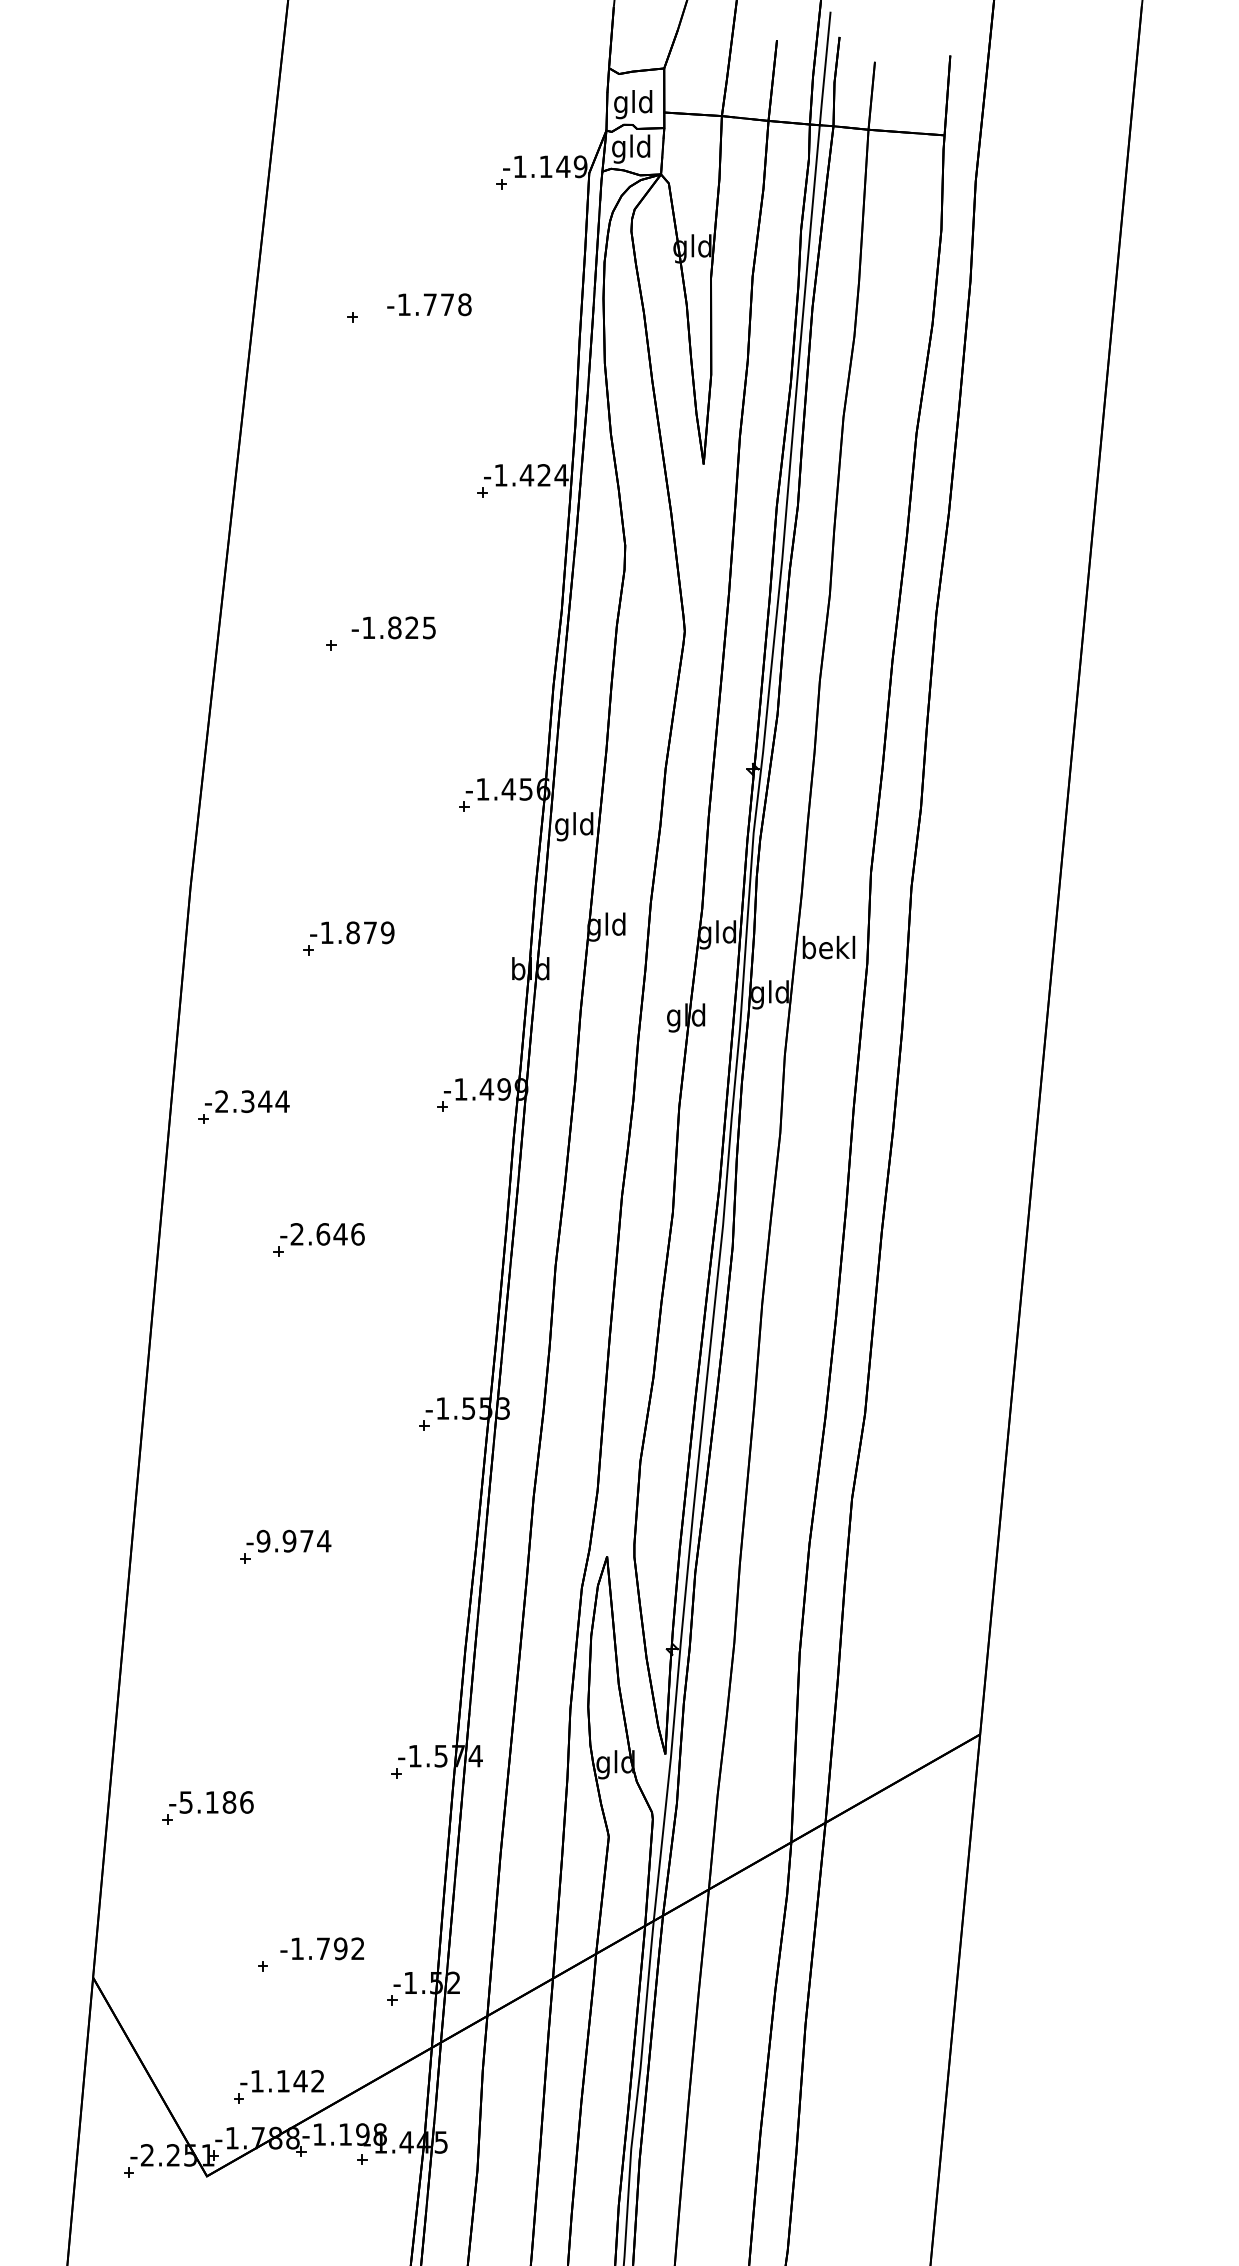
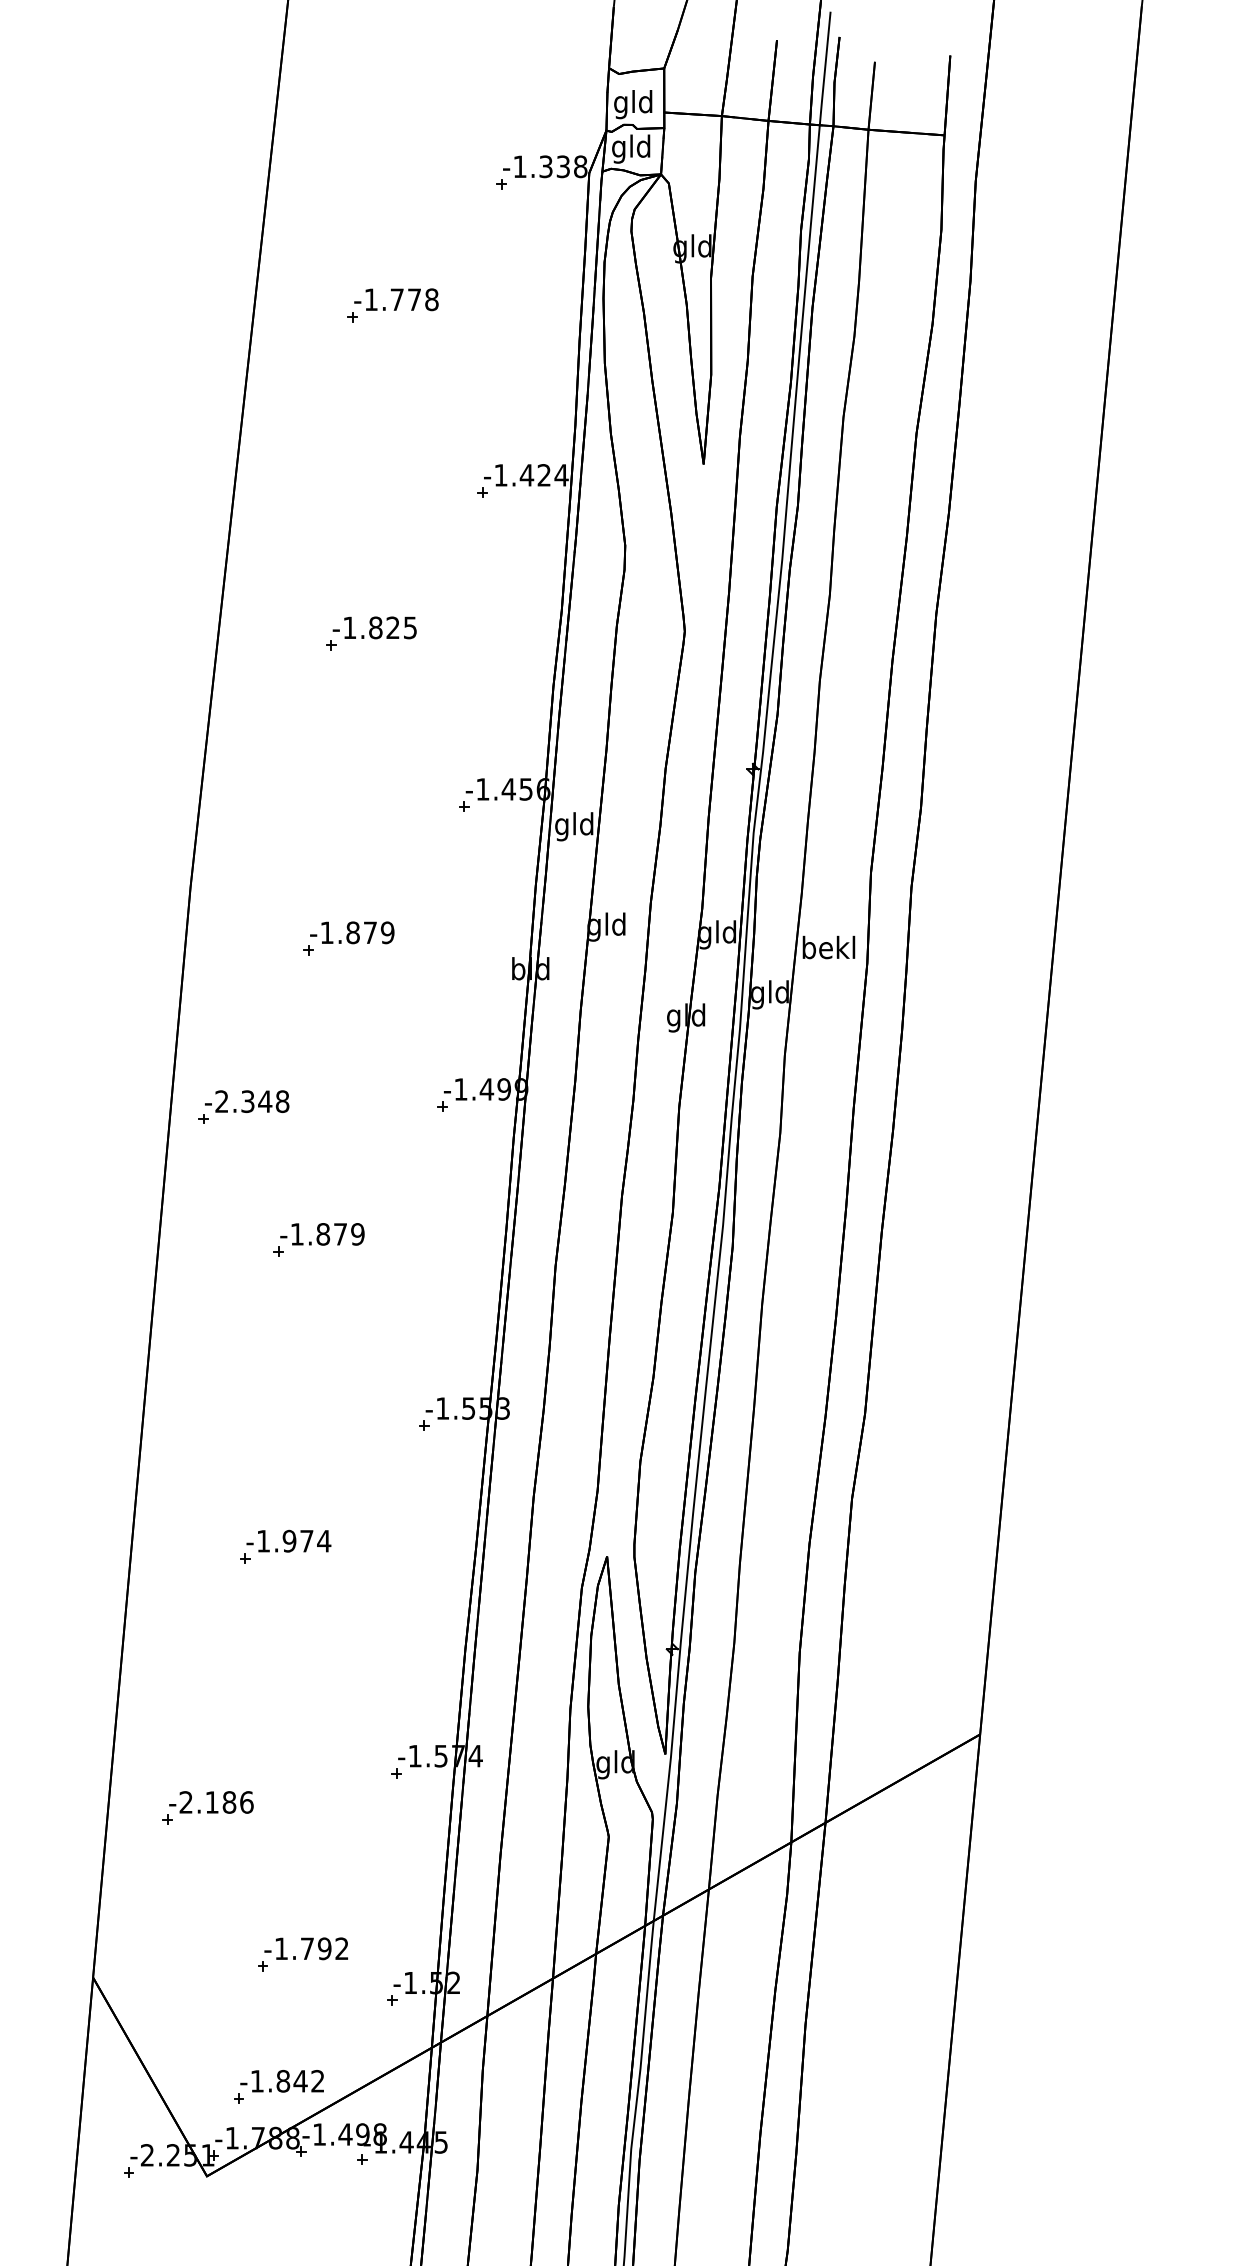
text: -1.149 -> -1.338 (563, 166)
text position: (429, 304) -> (396, 299) (396, 299)
text position: (393, 627) -> (374, 627) (374, 627)
text: -2.344 -> -2.348 (282, 1101)
text: -2.646 -> -1.879 (327, 1234)
text: -9.974 -> -1.974 (263, 1540)
text: -5.186 -> -2.186 (185, 1802)
text position: (321, 1948) -> (305, 1948) (305, 1948)
text: -1.142 -> -1.842 (283, 2080)
text: -1.198 -> -1.498 (345, 2134)
